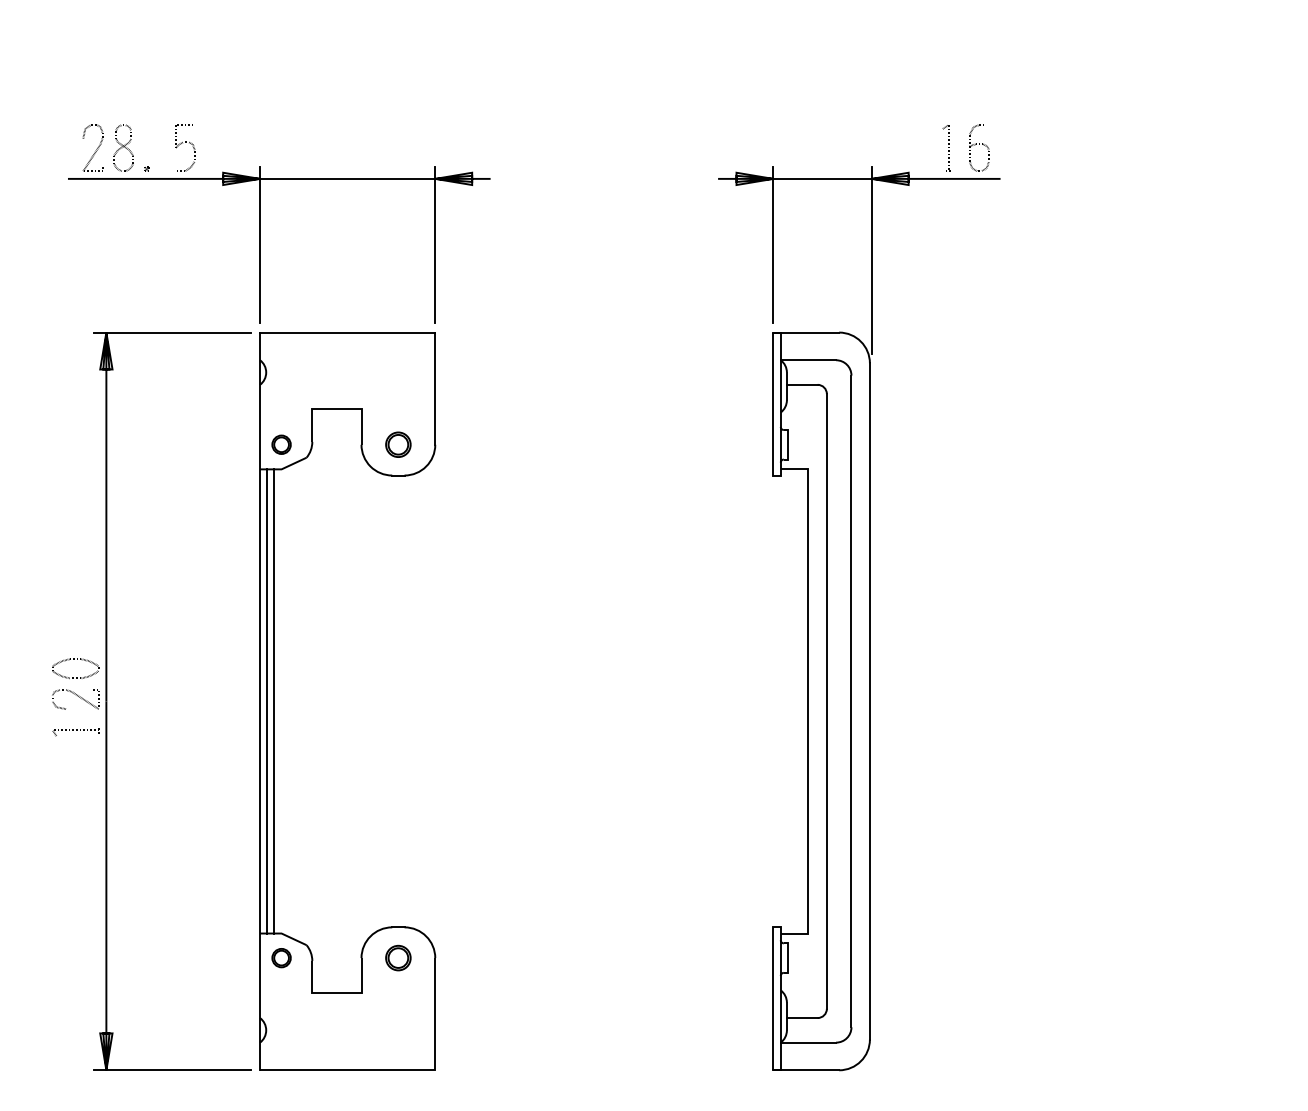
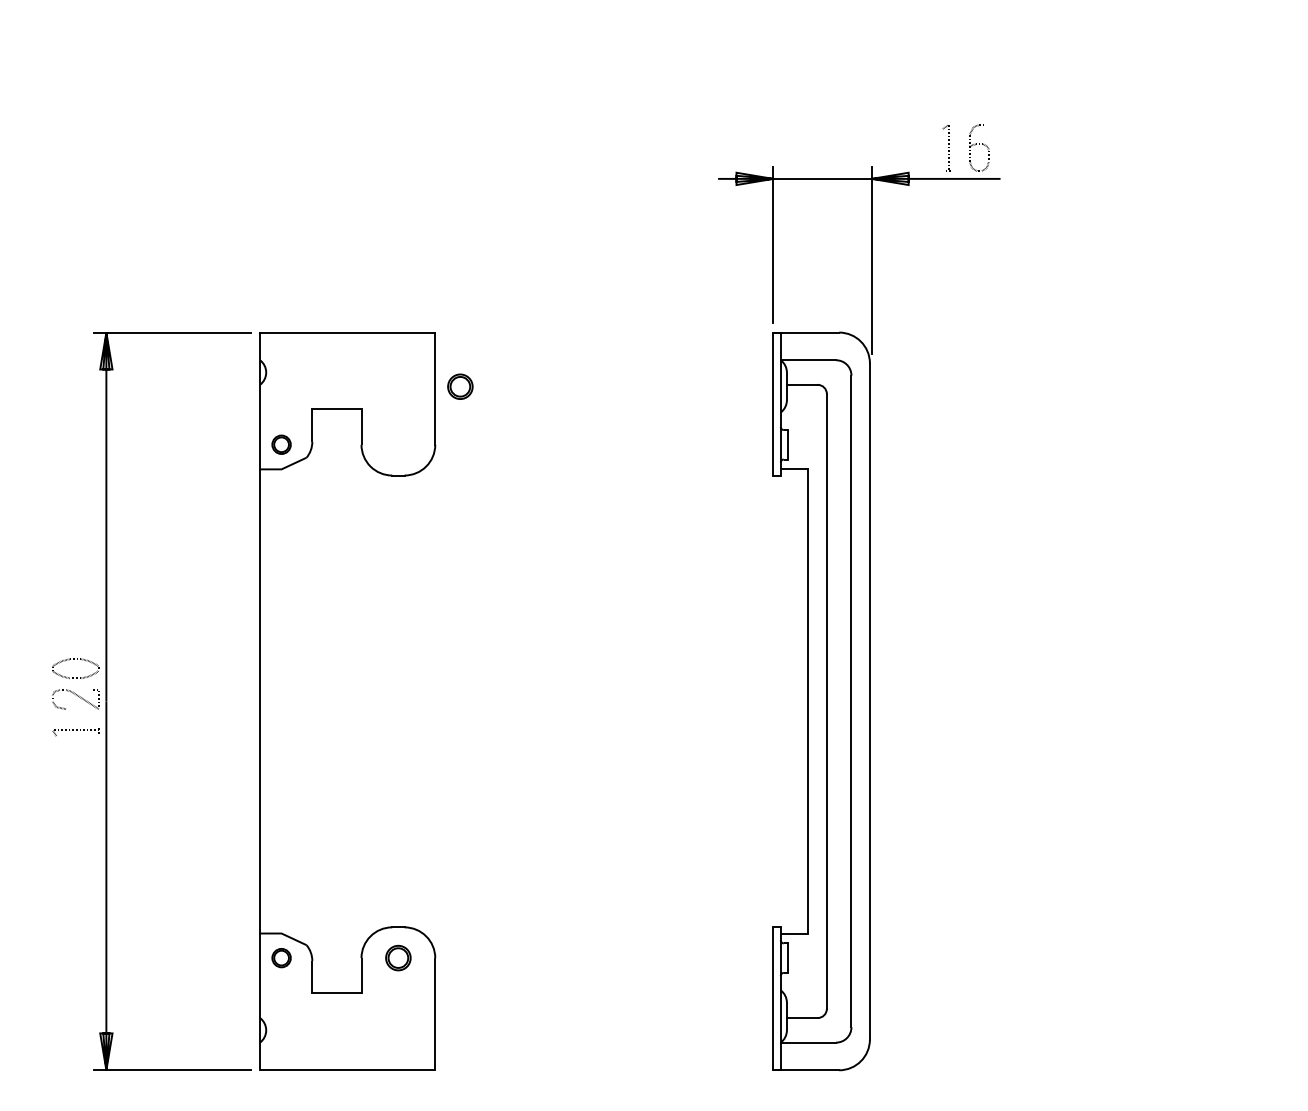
part: present -> none (260, 223)
part position: (398, 444) -> (460, 386) (460, 386)
line: present -> none (267, 701)
line: present -> none (273, 701)
